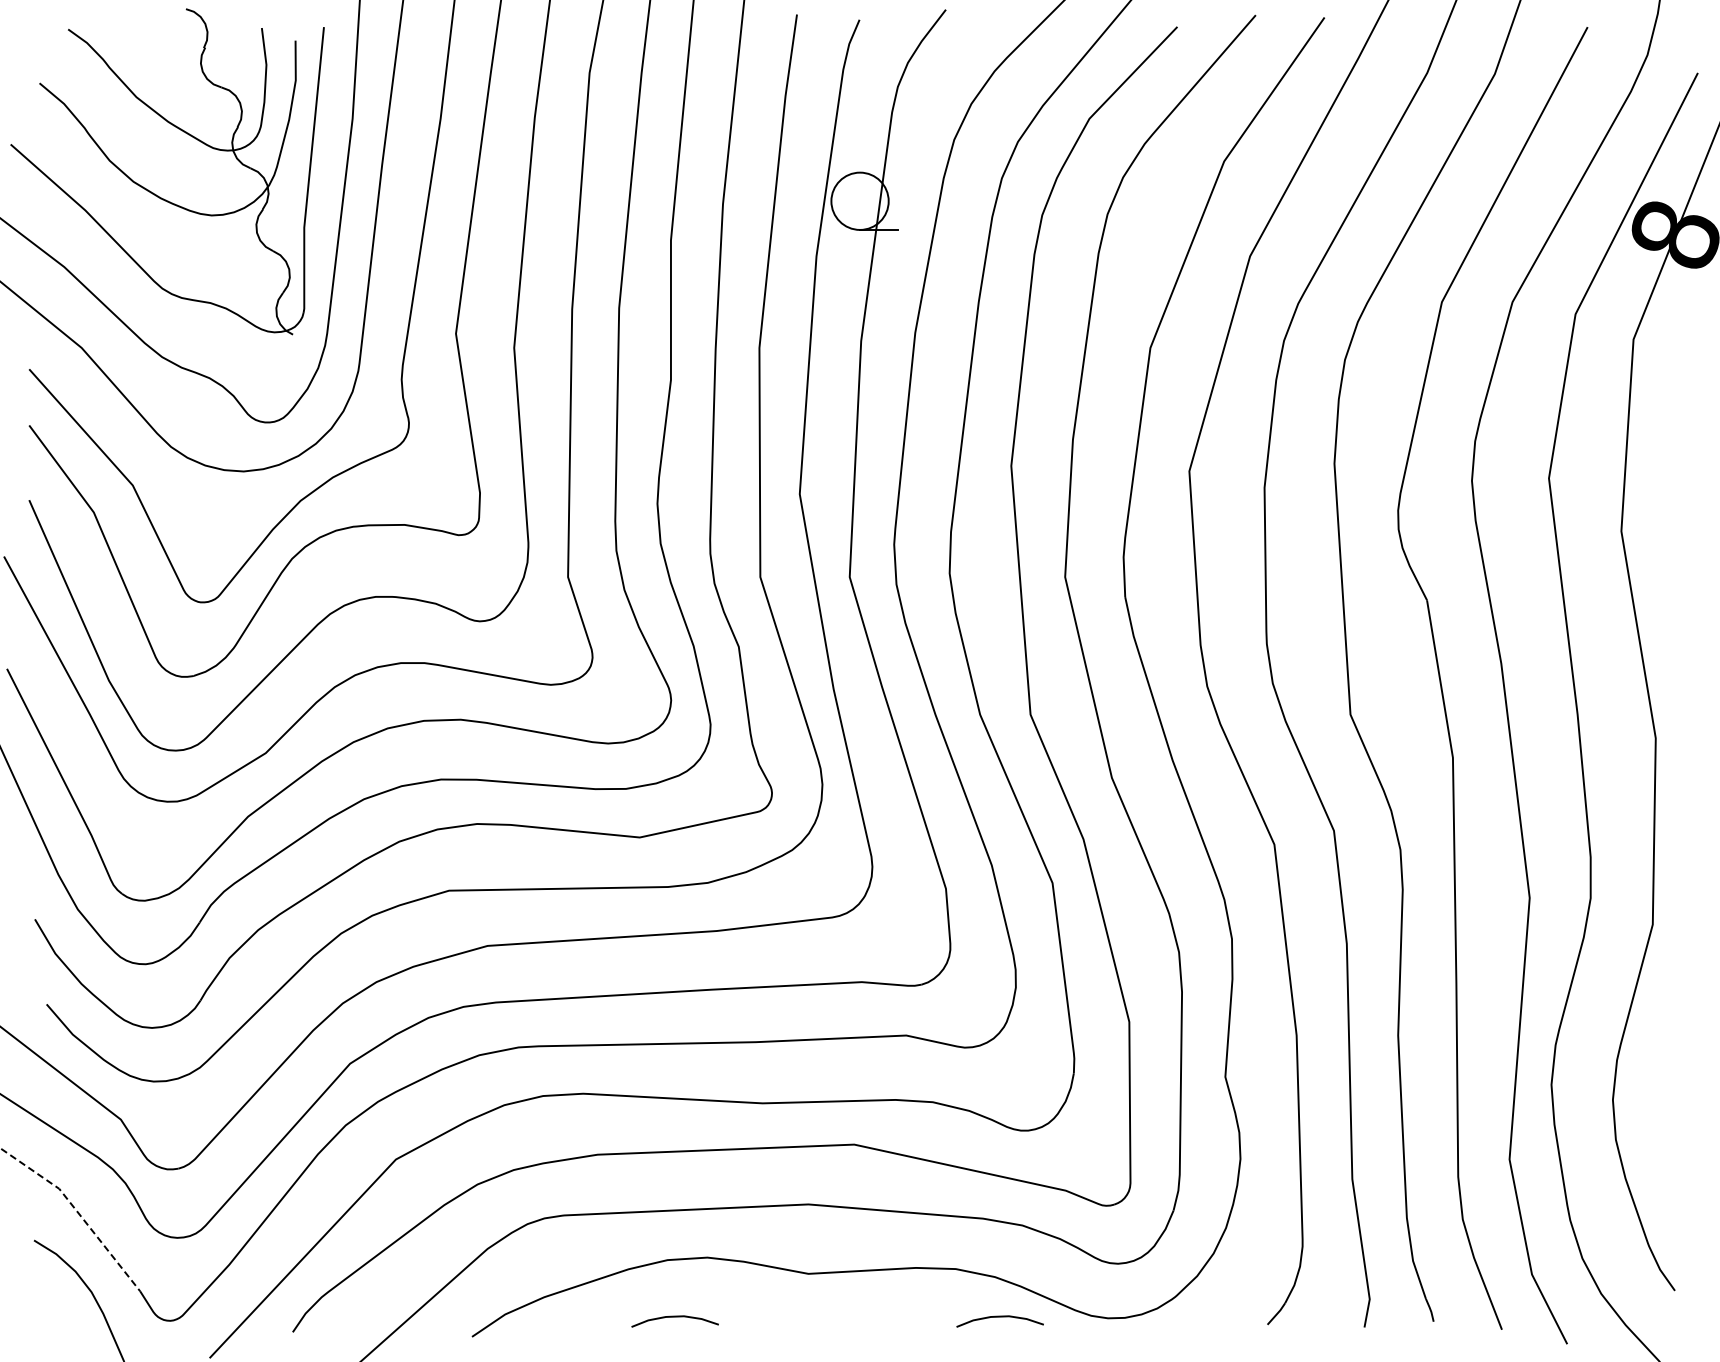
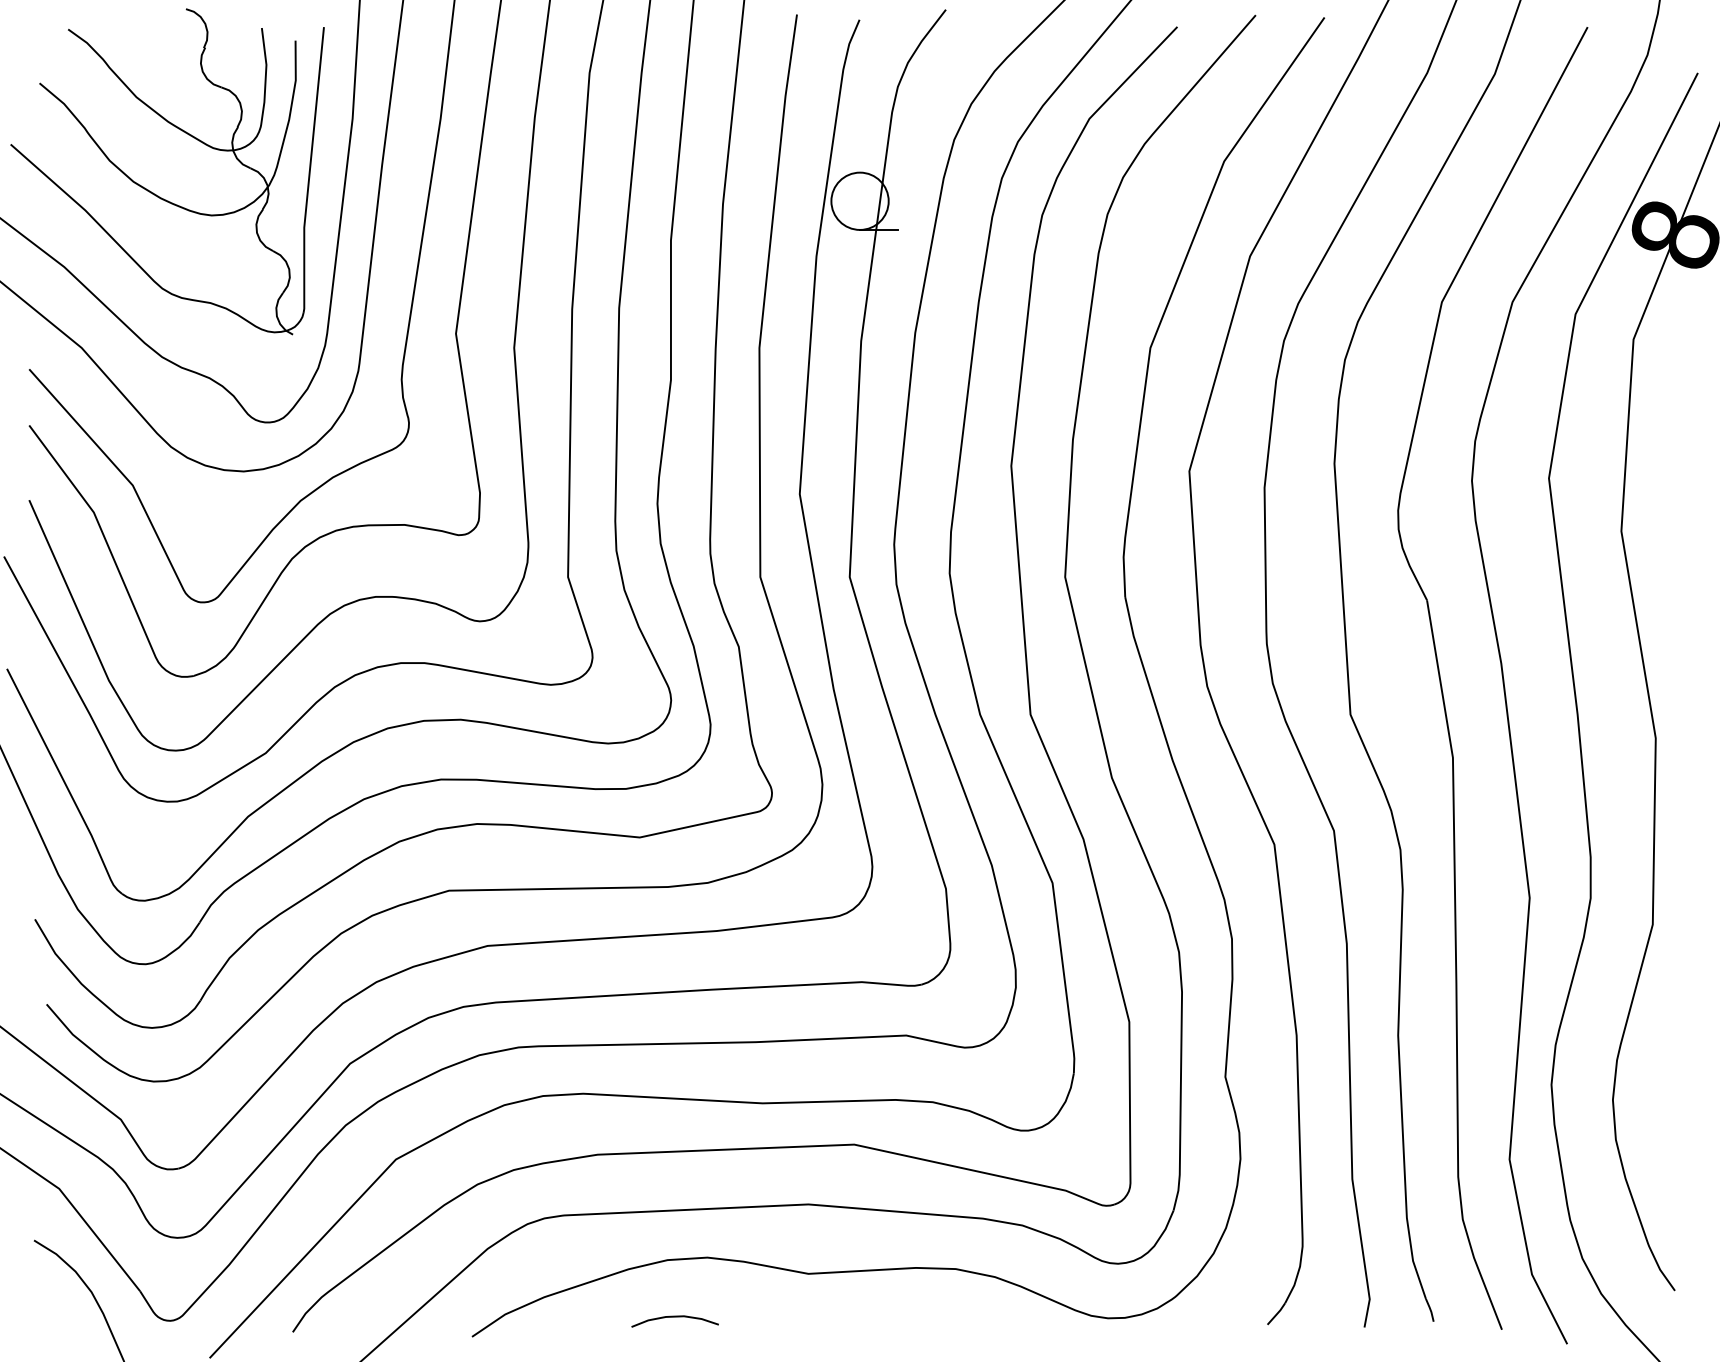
line: dashed -> solid (77, 1211)
curve: present -> none (999, 1317)
